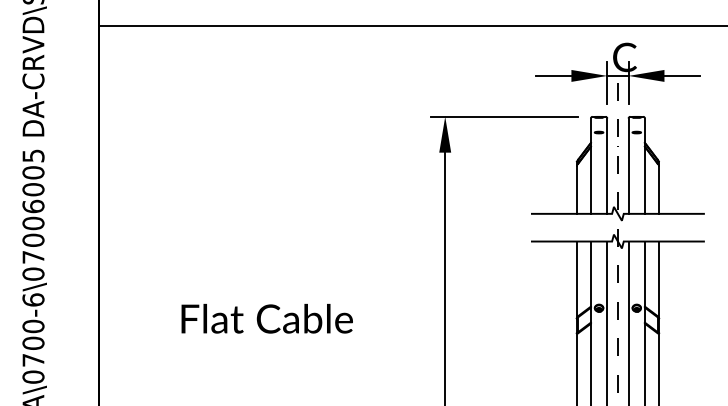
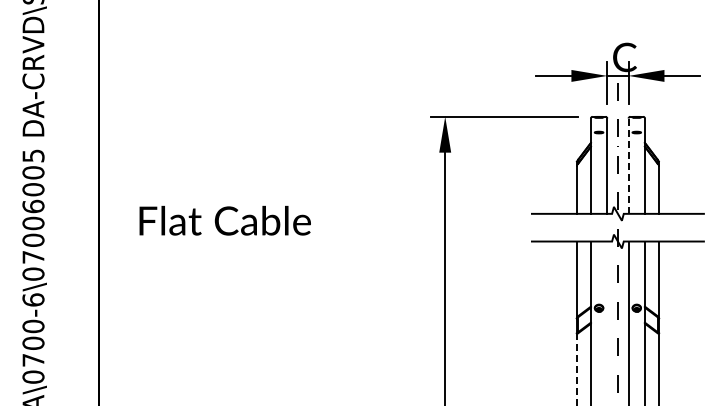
line: present -> none (411, 26)
line: solid -> dashed (628, 166)
text position: (266, 318) -> (224, 220) (224, 220)
line: present -> none (607, 321)
line: solid -> dashed (576, 369)
